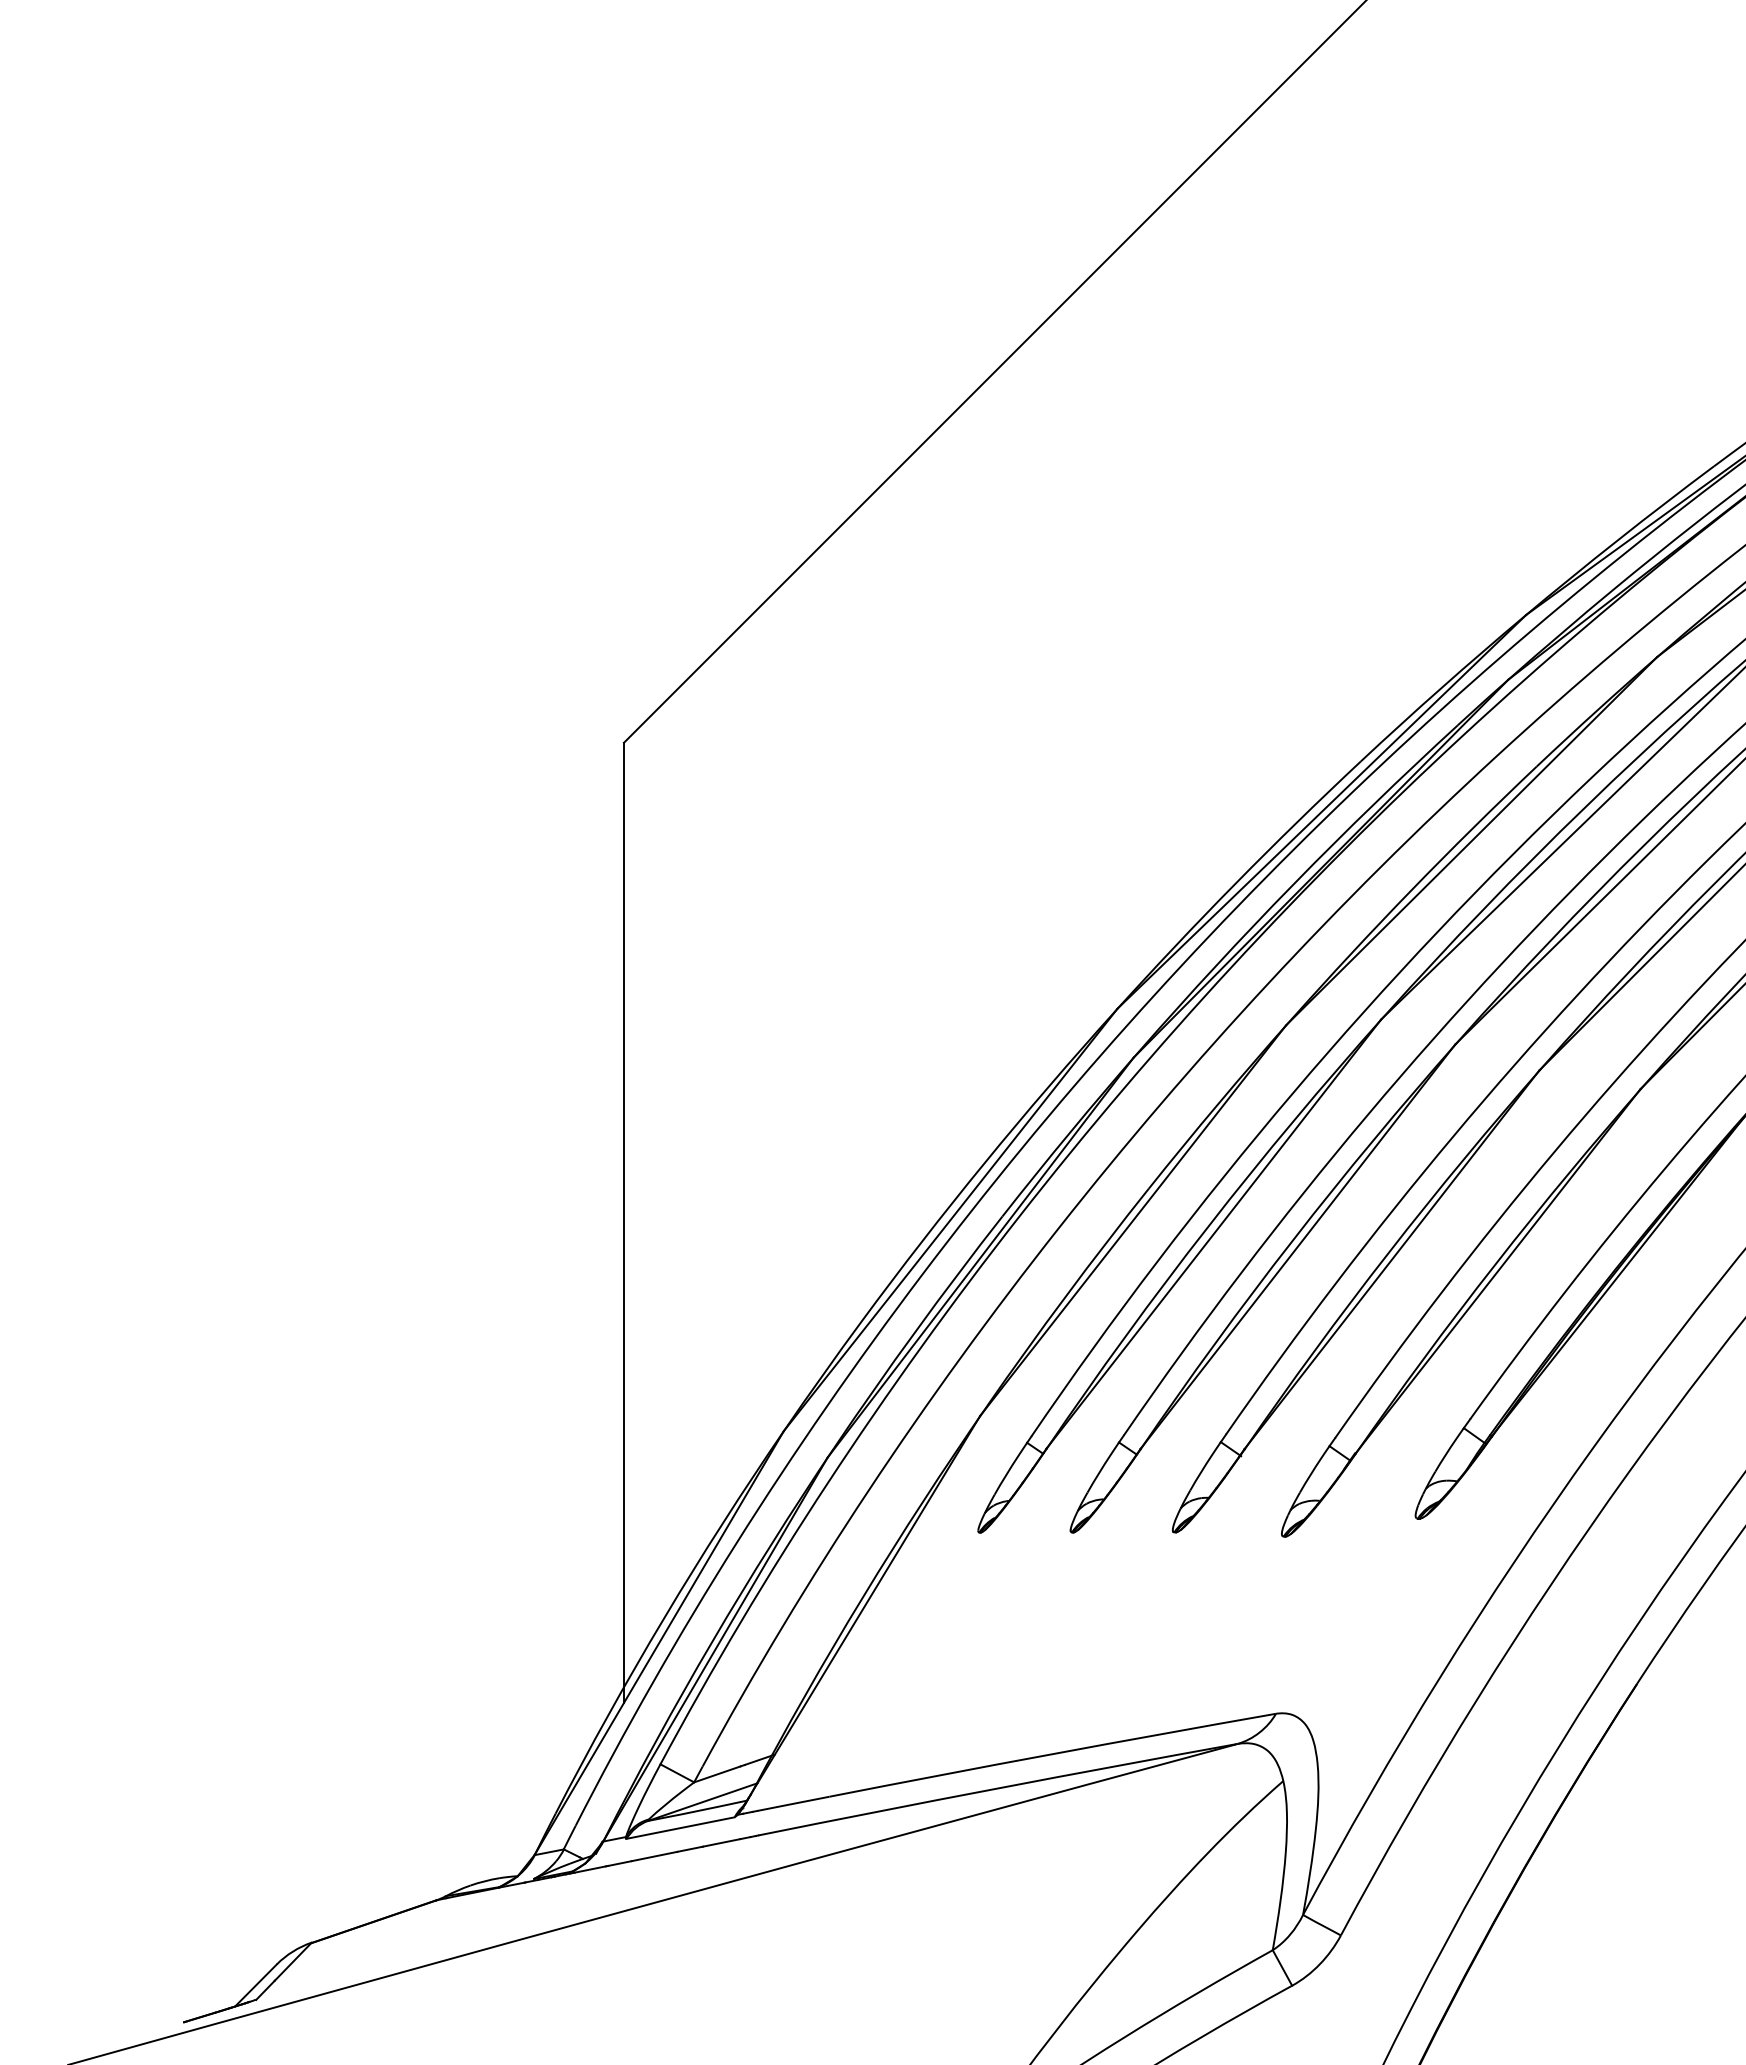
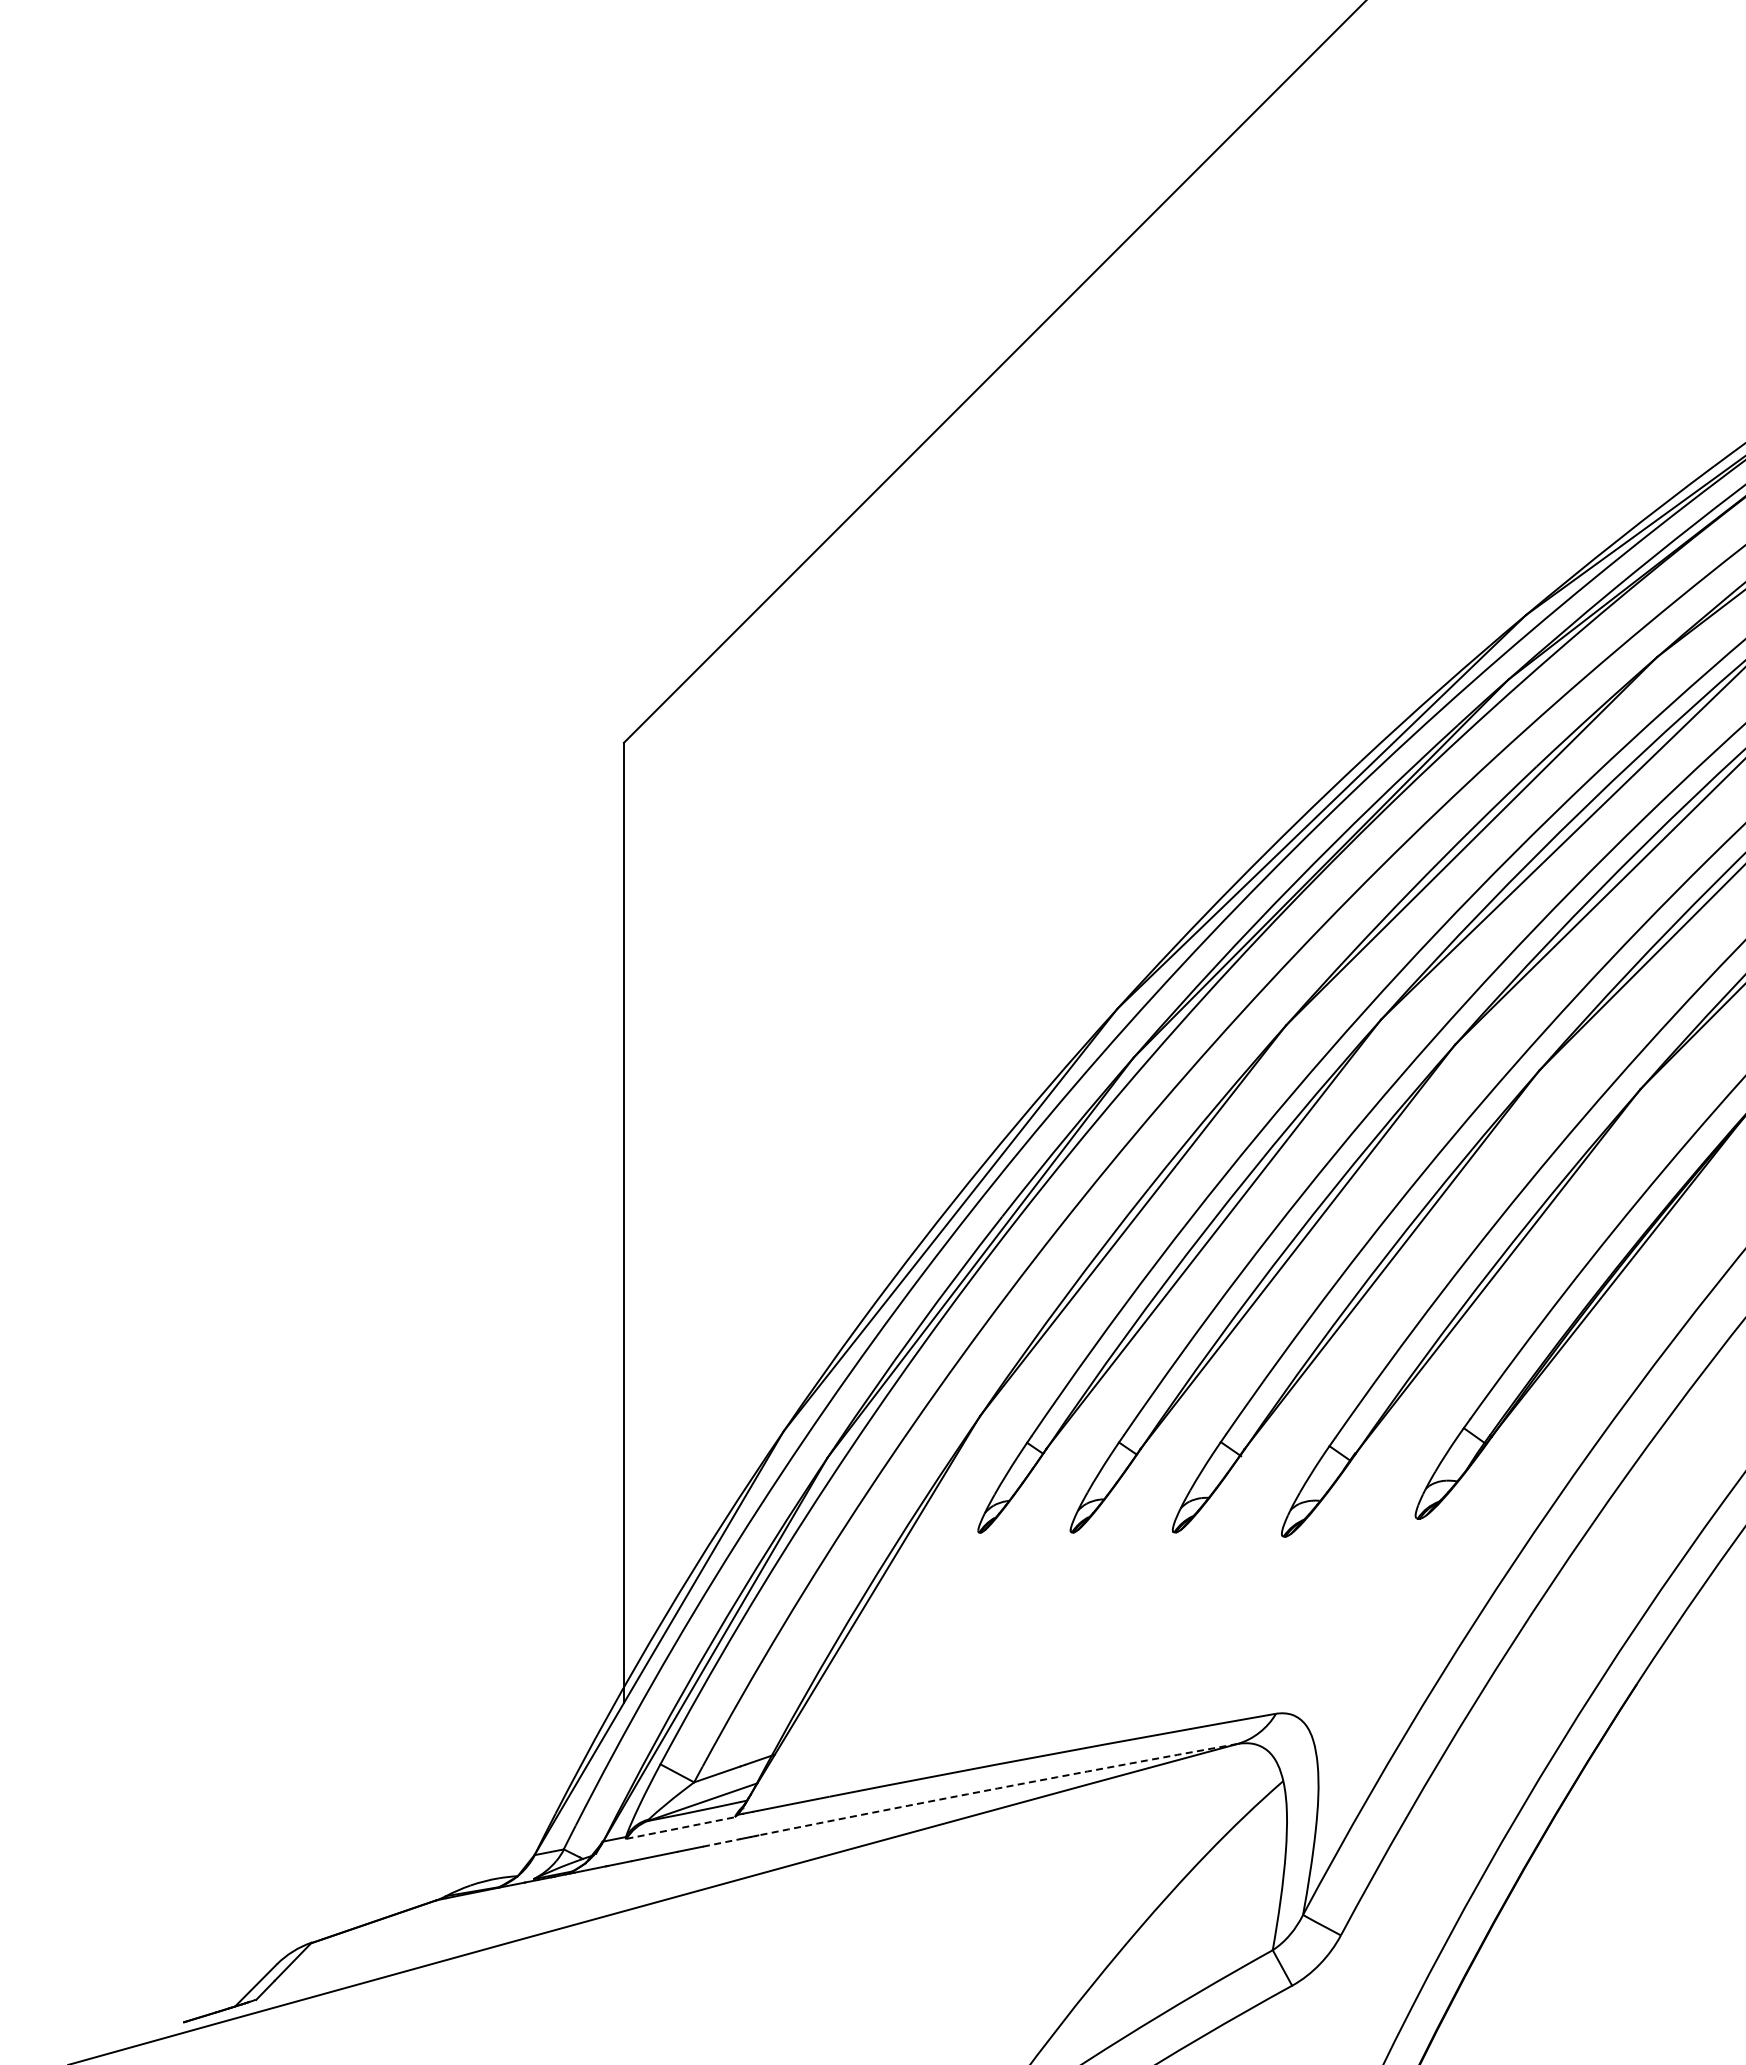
arc: solid -> dashed (997, 1788)
line: solid -> dashed (681, 1827)
line: solid -> dashed (722, 1842)
